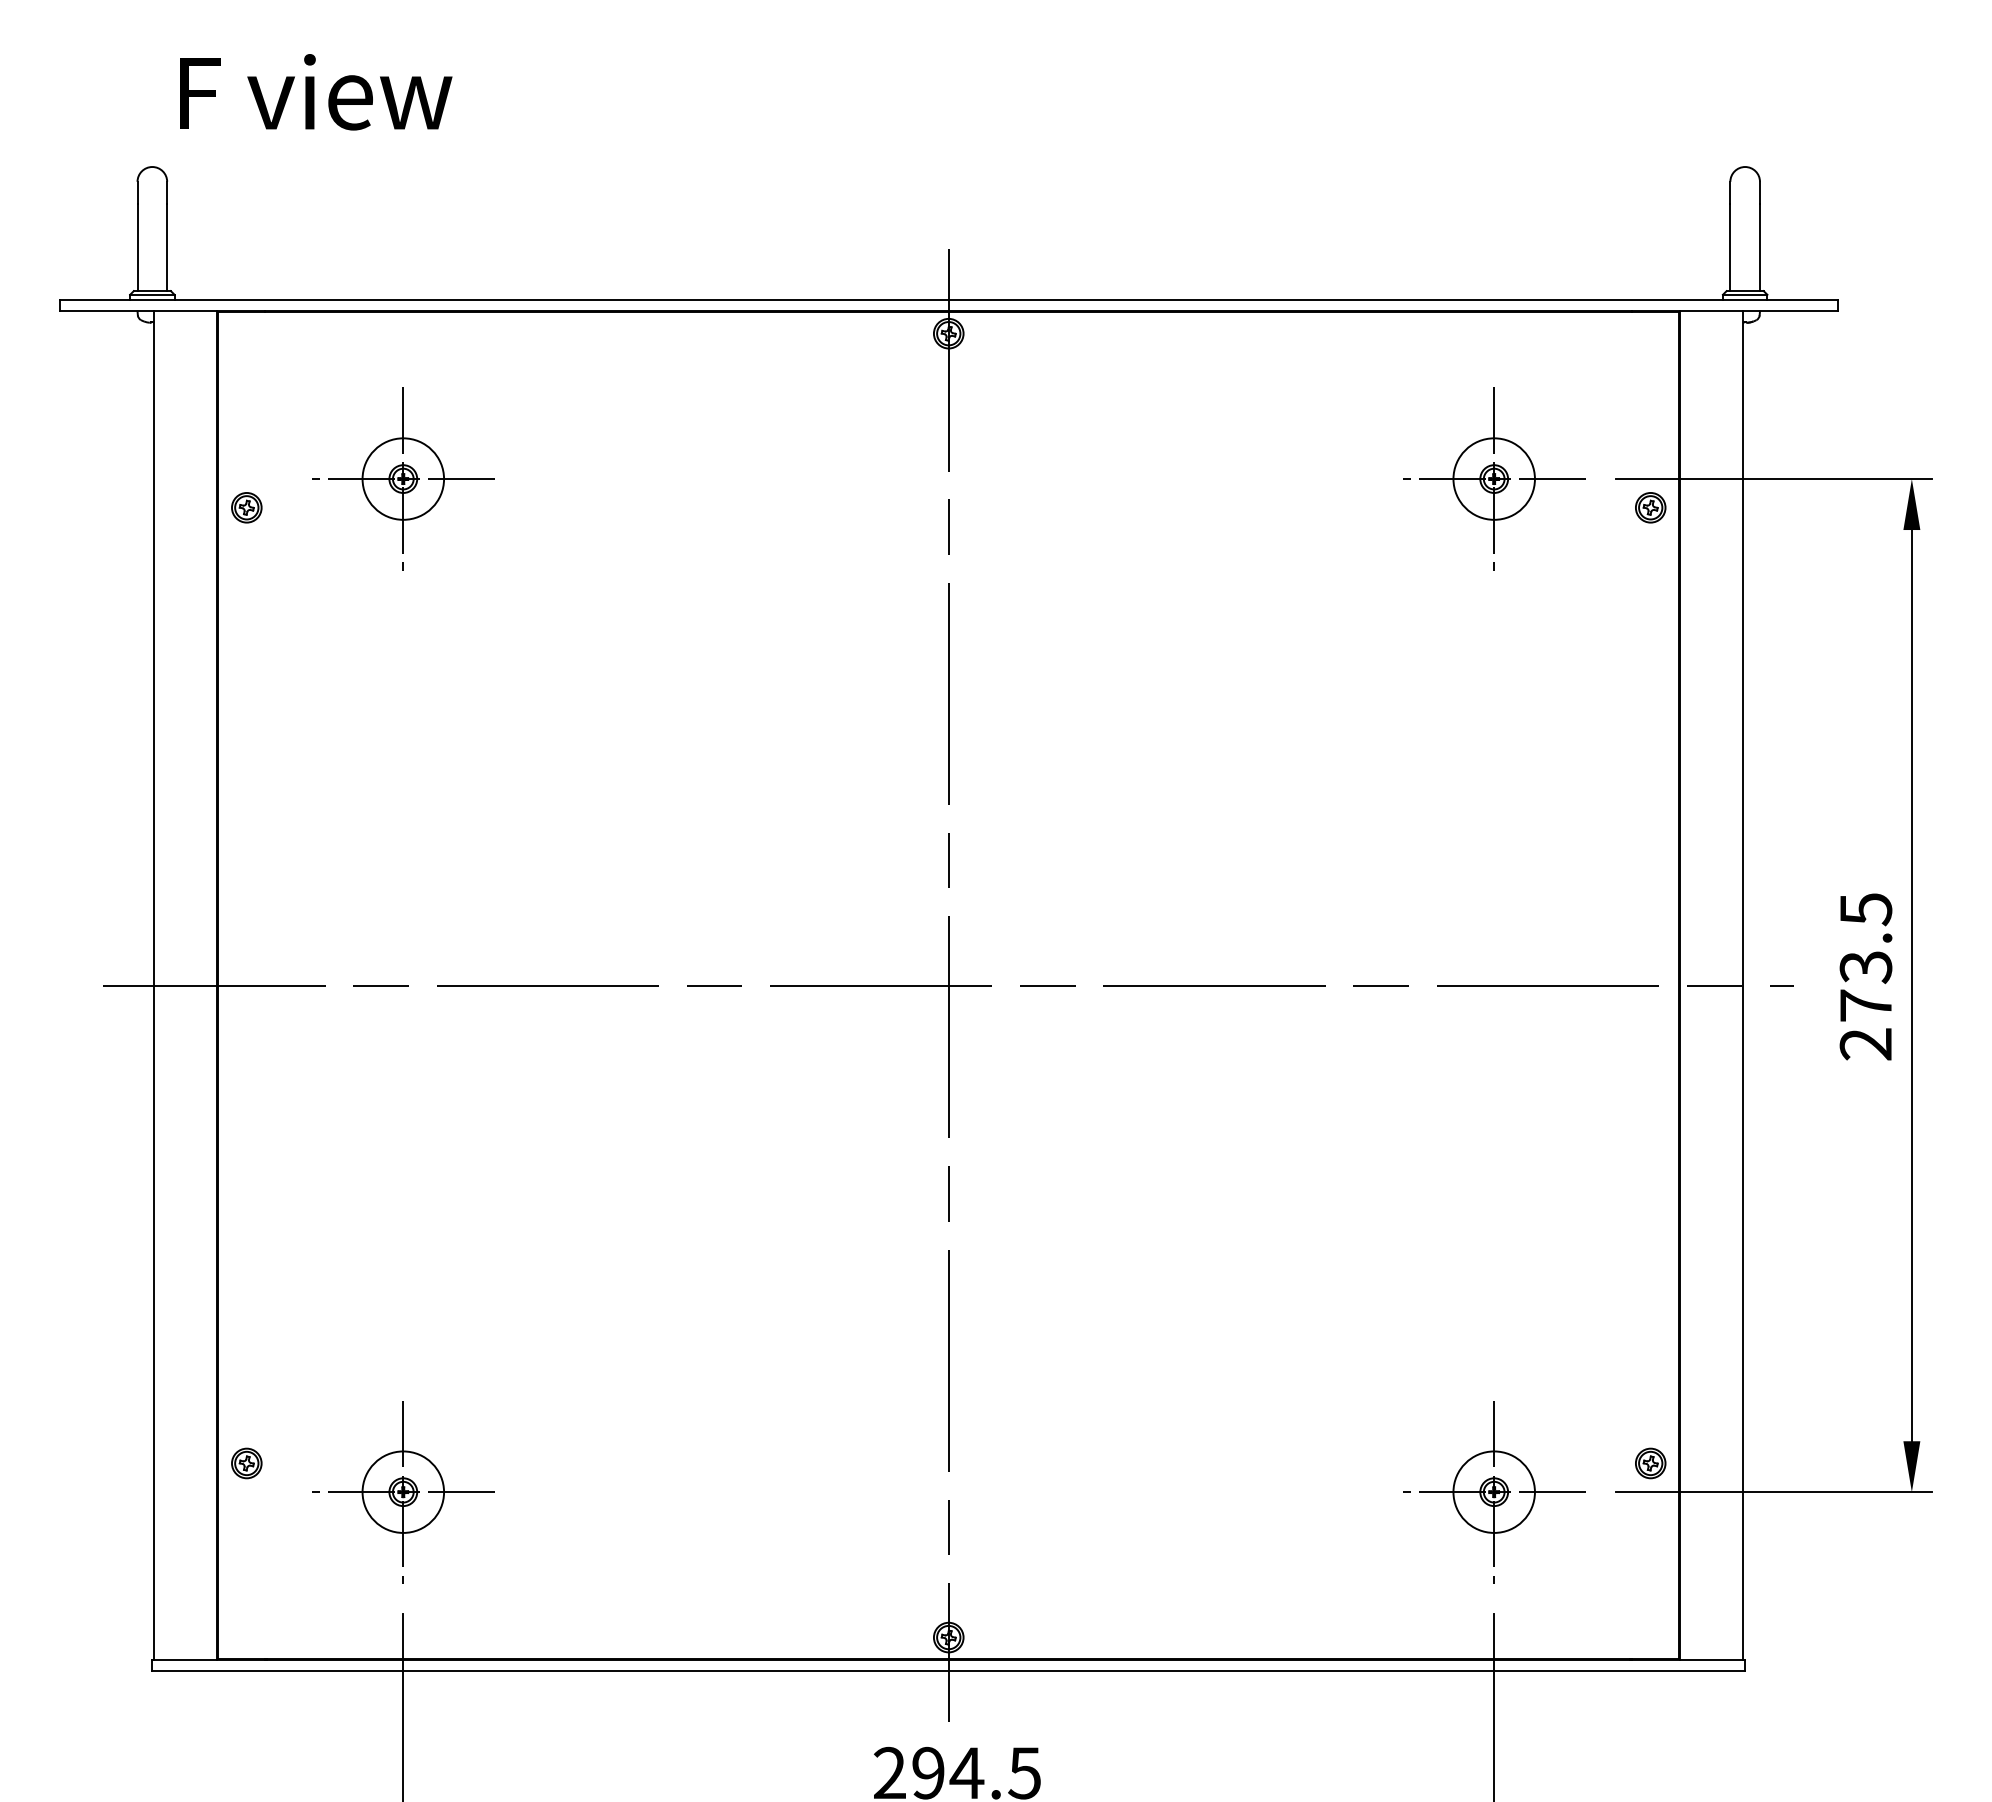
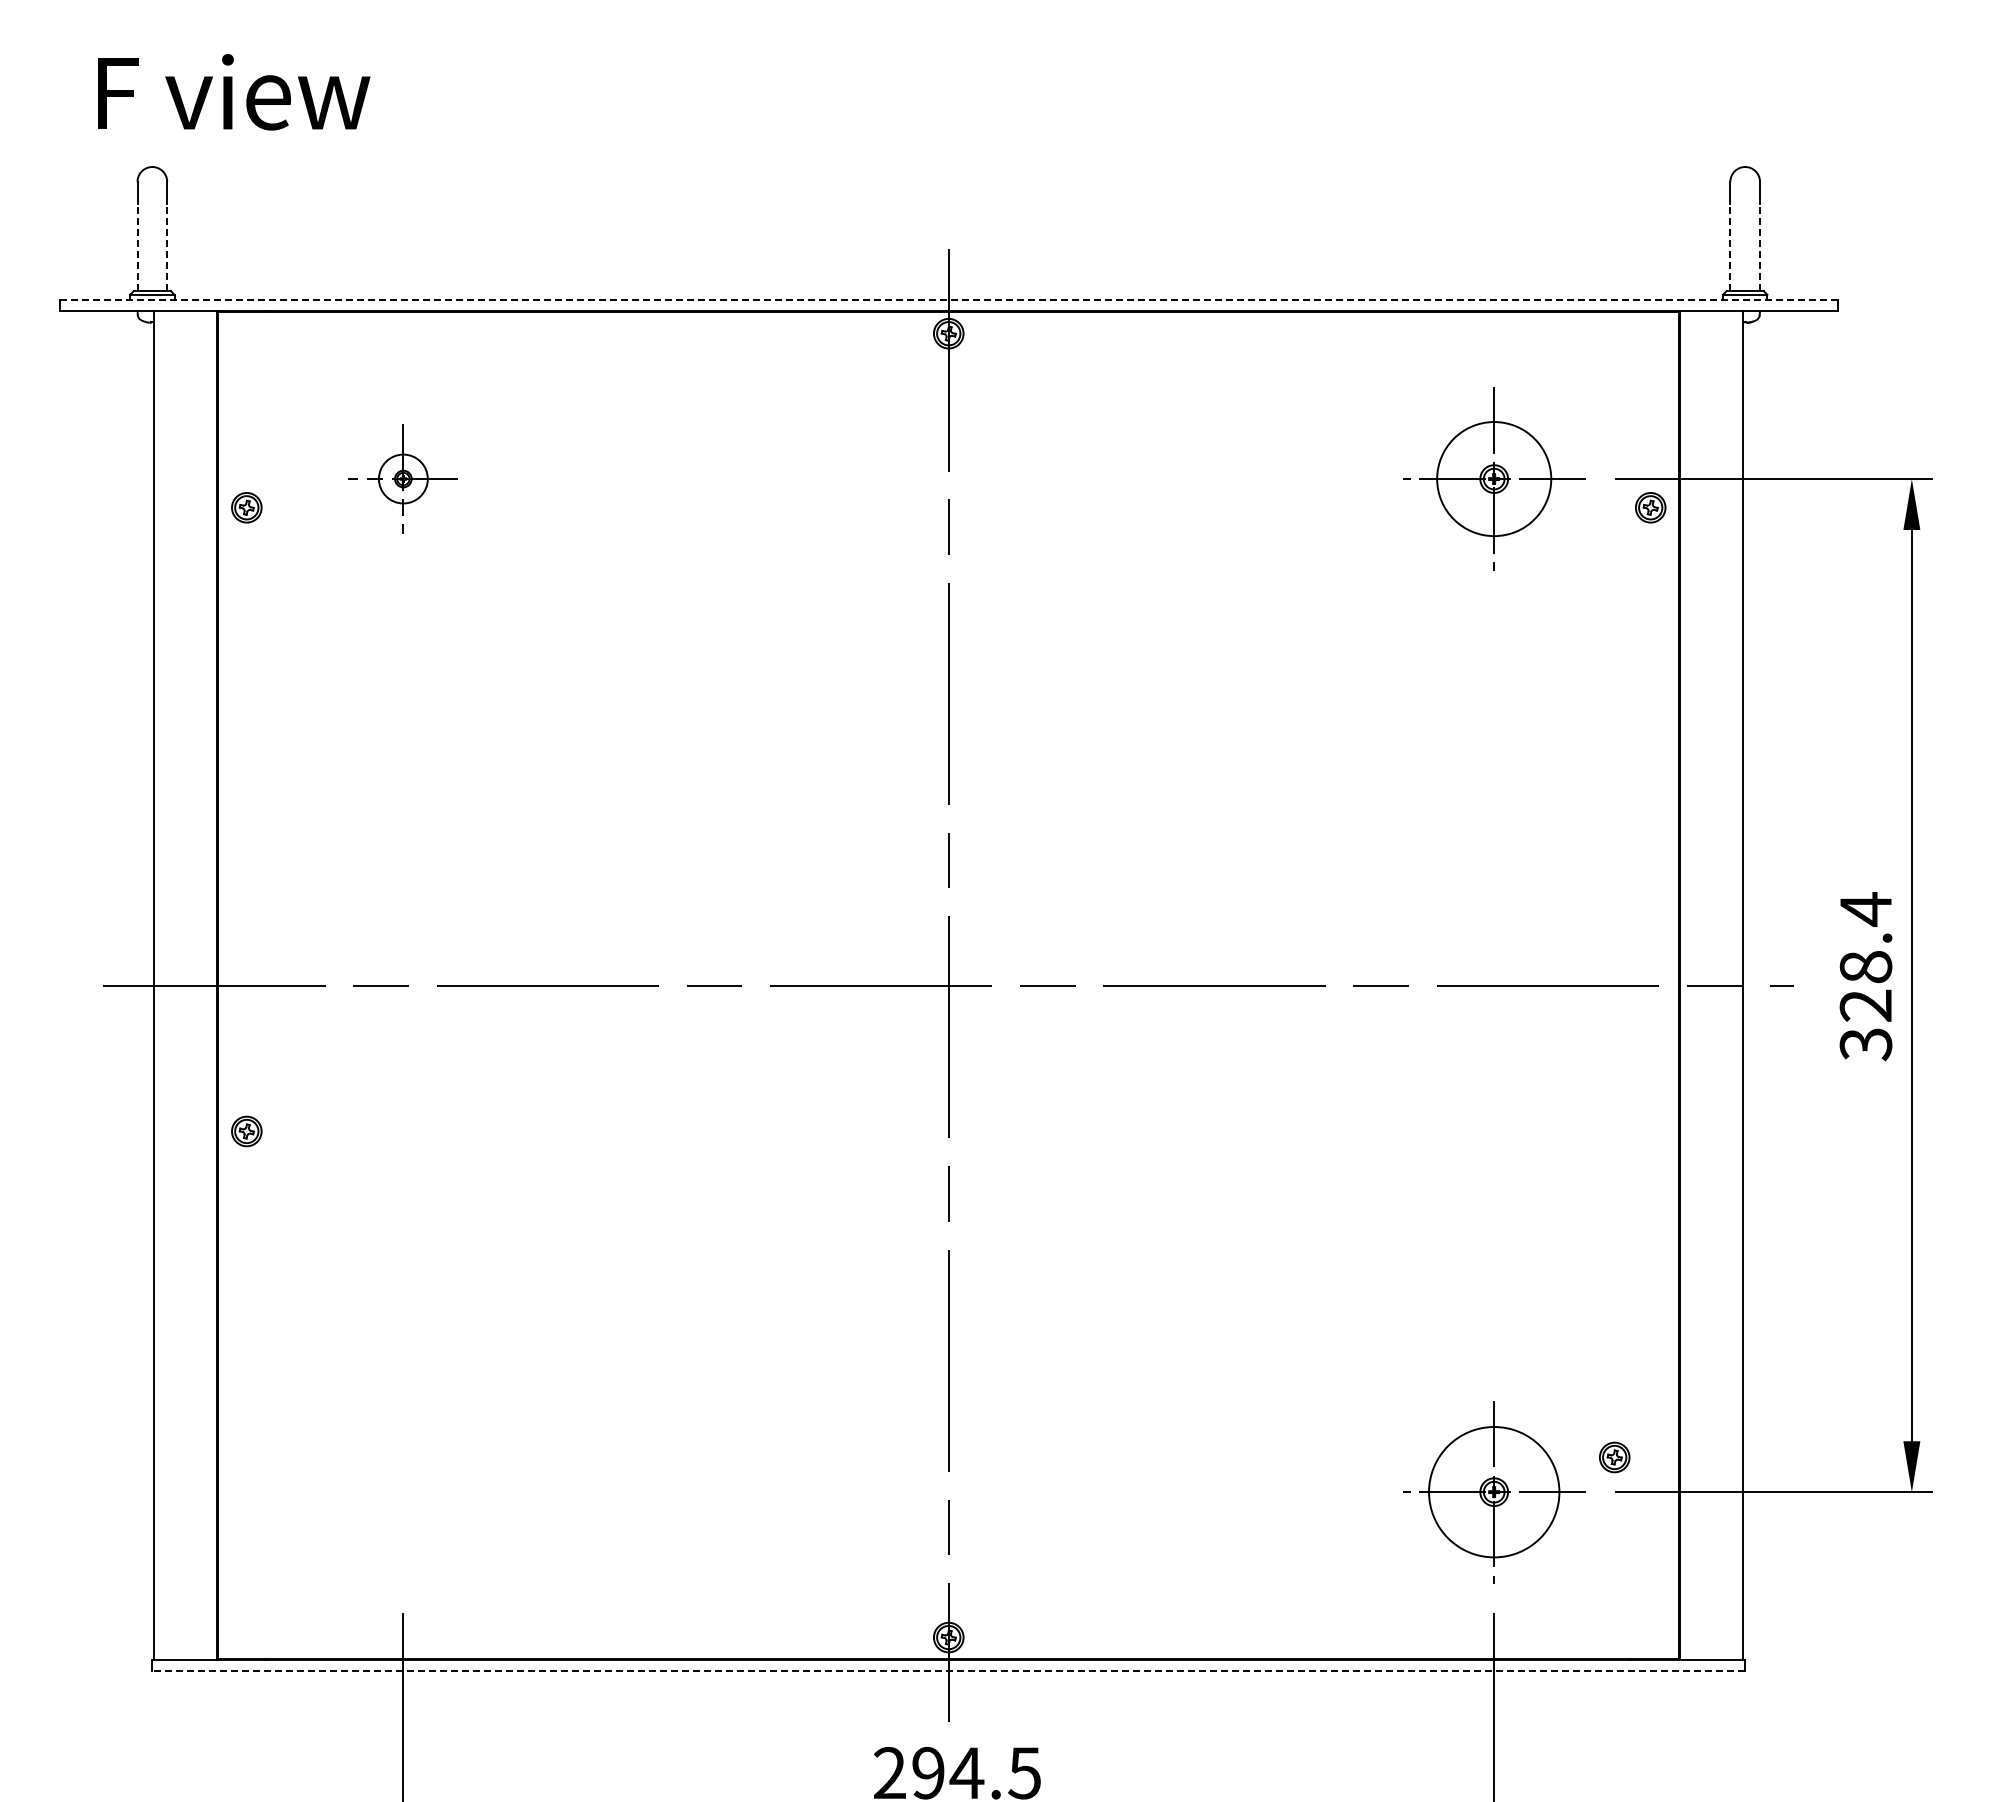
text position: (316, 92) -> (234, 92) (234, 92)
line: solid -> dashed (137, 247)
line: solid -> dashed (167, 247)
line: solid -> dashed (1730, 247)
line: solid -> dashed (1759, 247)
line: solid -> dashed (949, 300)
part size: 183x184 px -> 110x110 px (402, 478)
circle diameter: 81 px -> 114 px (1494, 479)
text: 273.5 -> 328.4 (1865, 976)
part position: (246, 1463) -> (246, 1131) (246, 1131)
part position: (1650, 1463) -> (1614, 1457) (1614, 1457)
circle diameter: 81 px -> 130 px (1494, 1492)
part: present -> none (403, 1492)
line: solid -> dashed (948, 1670)
